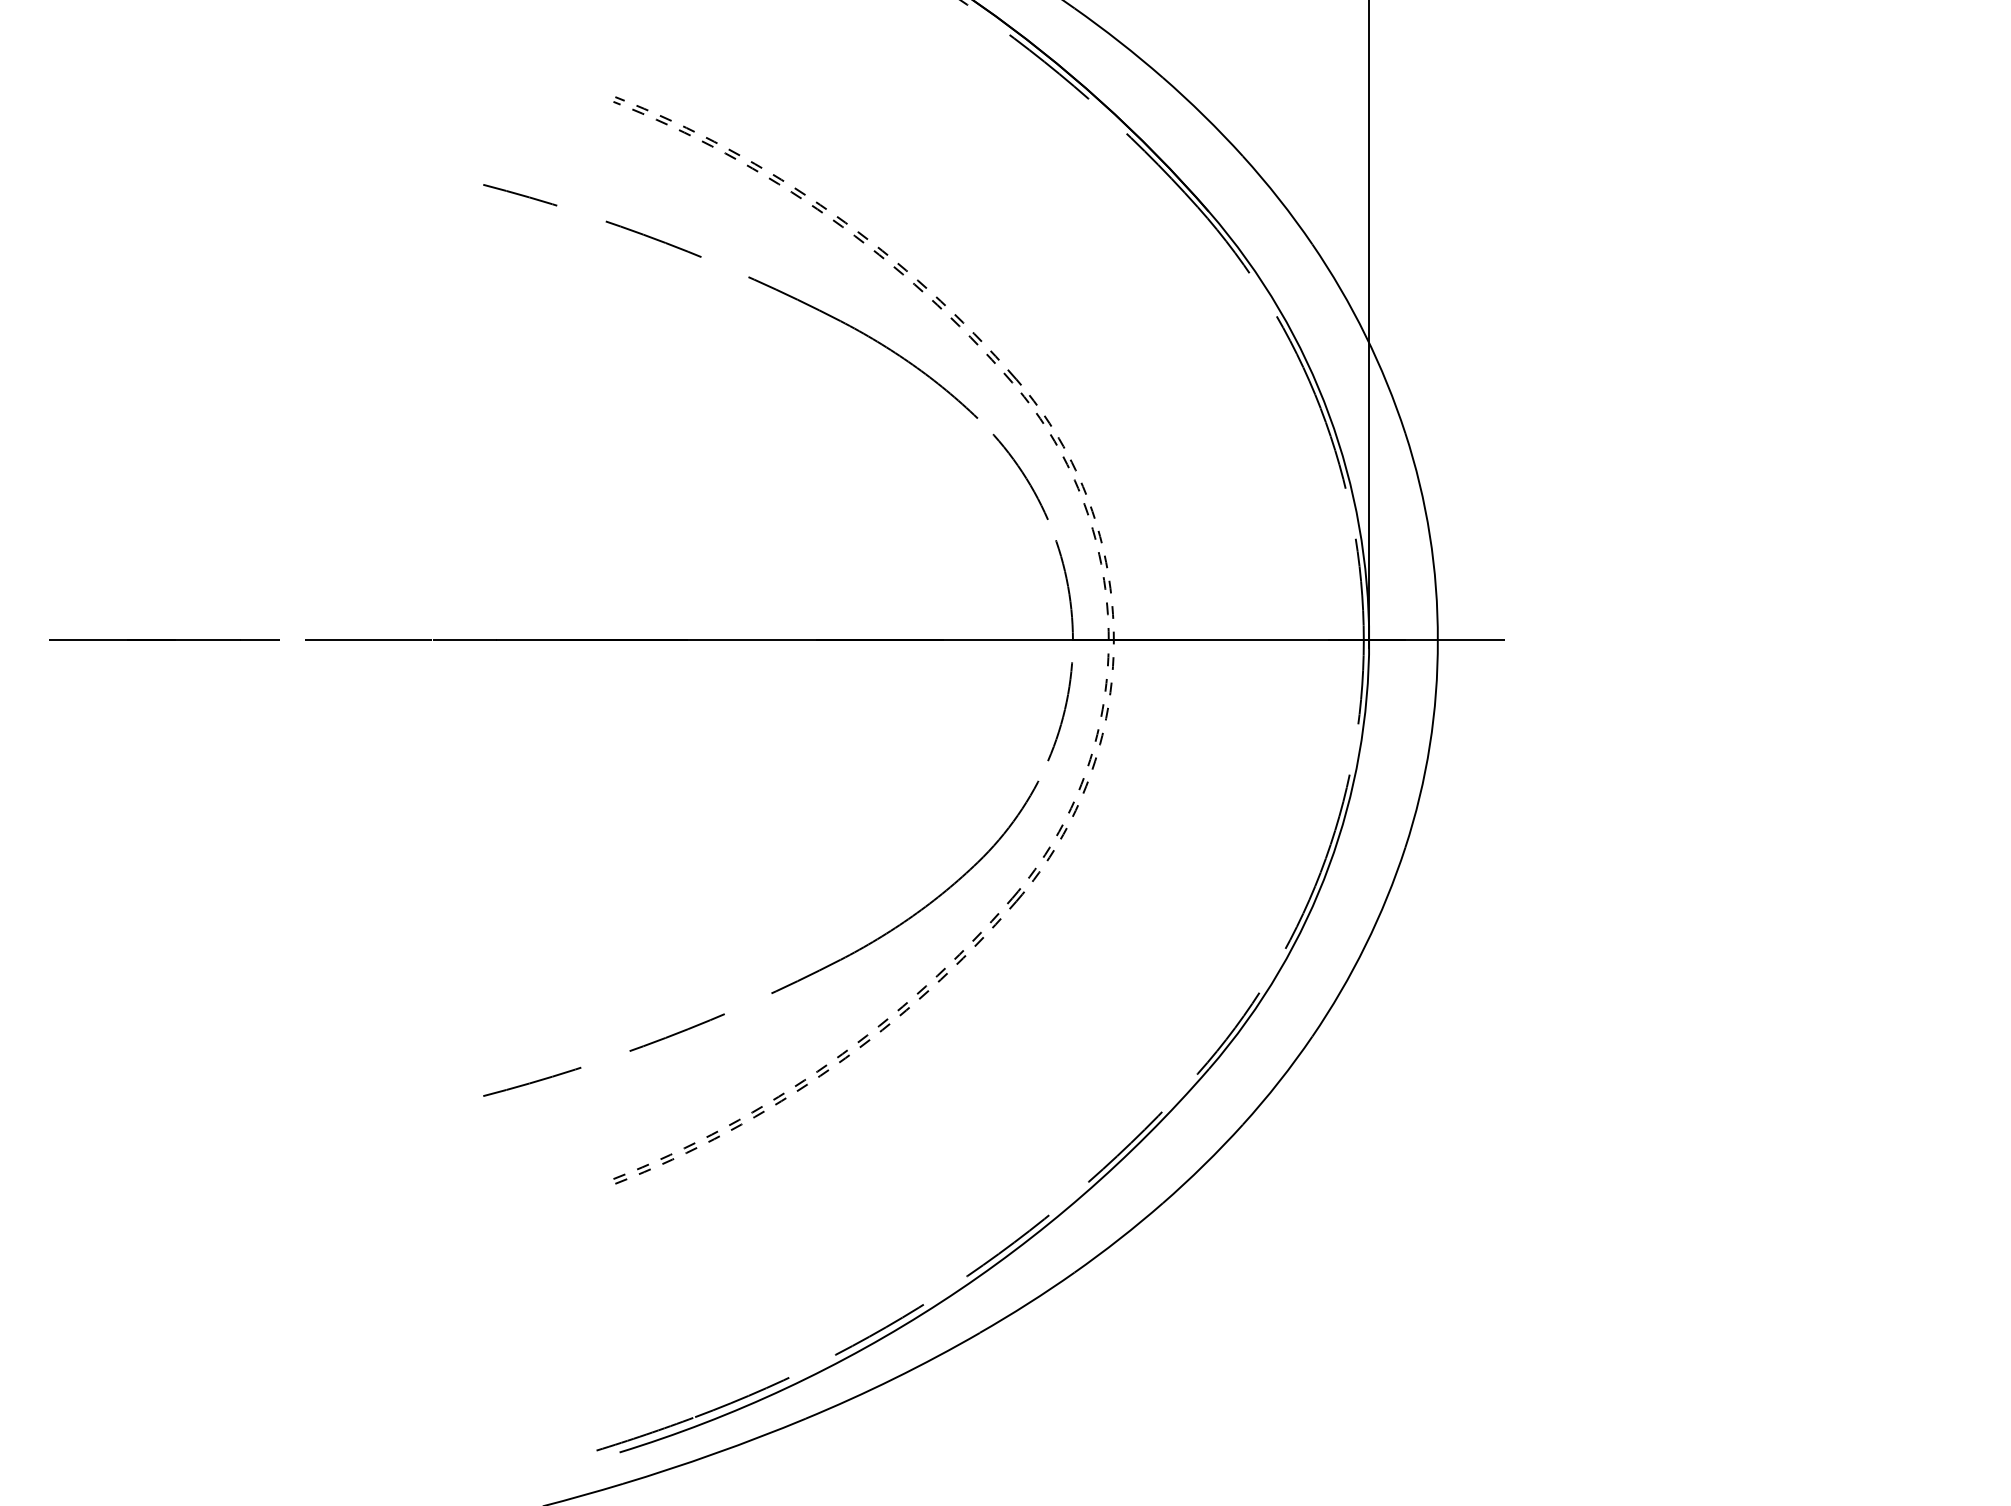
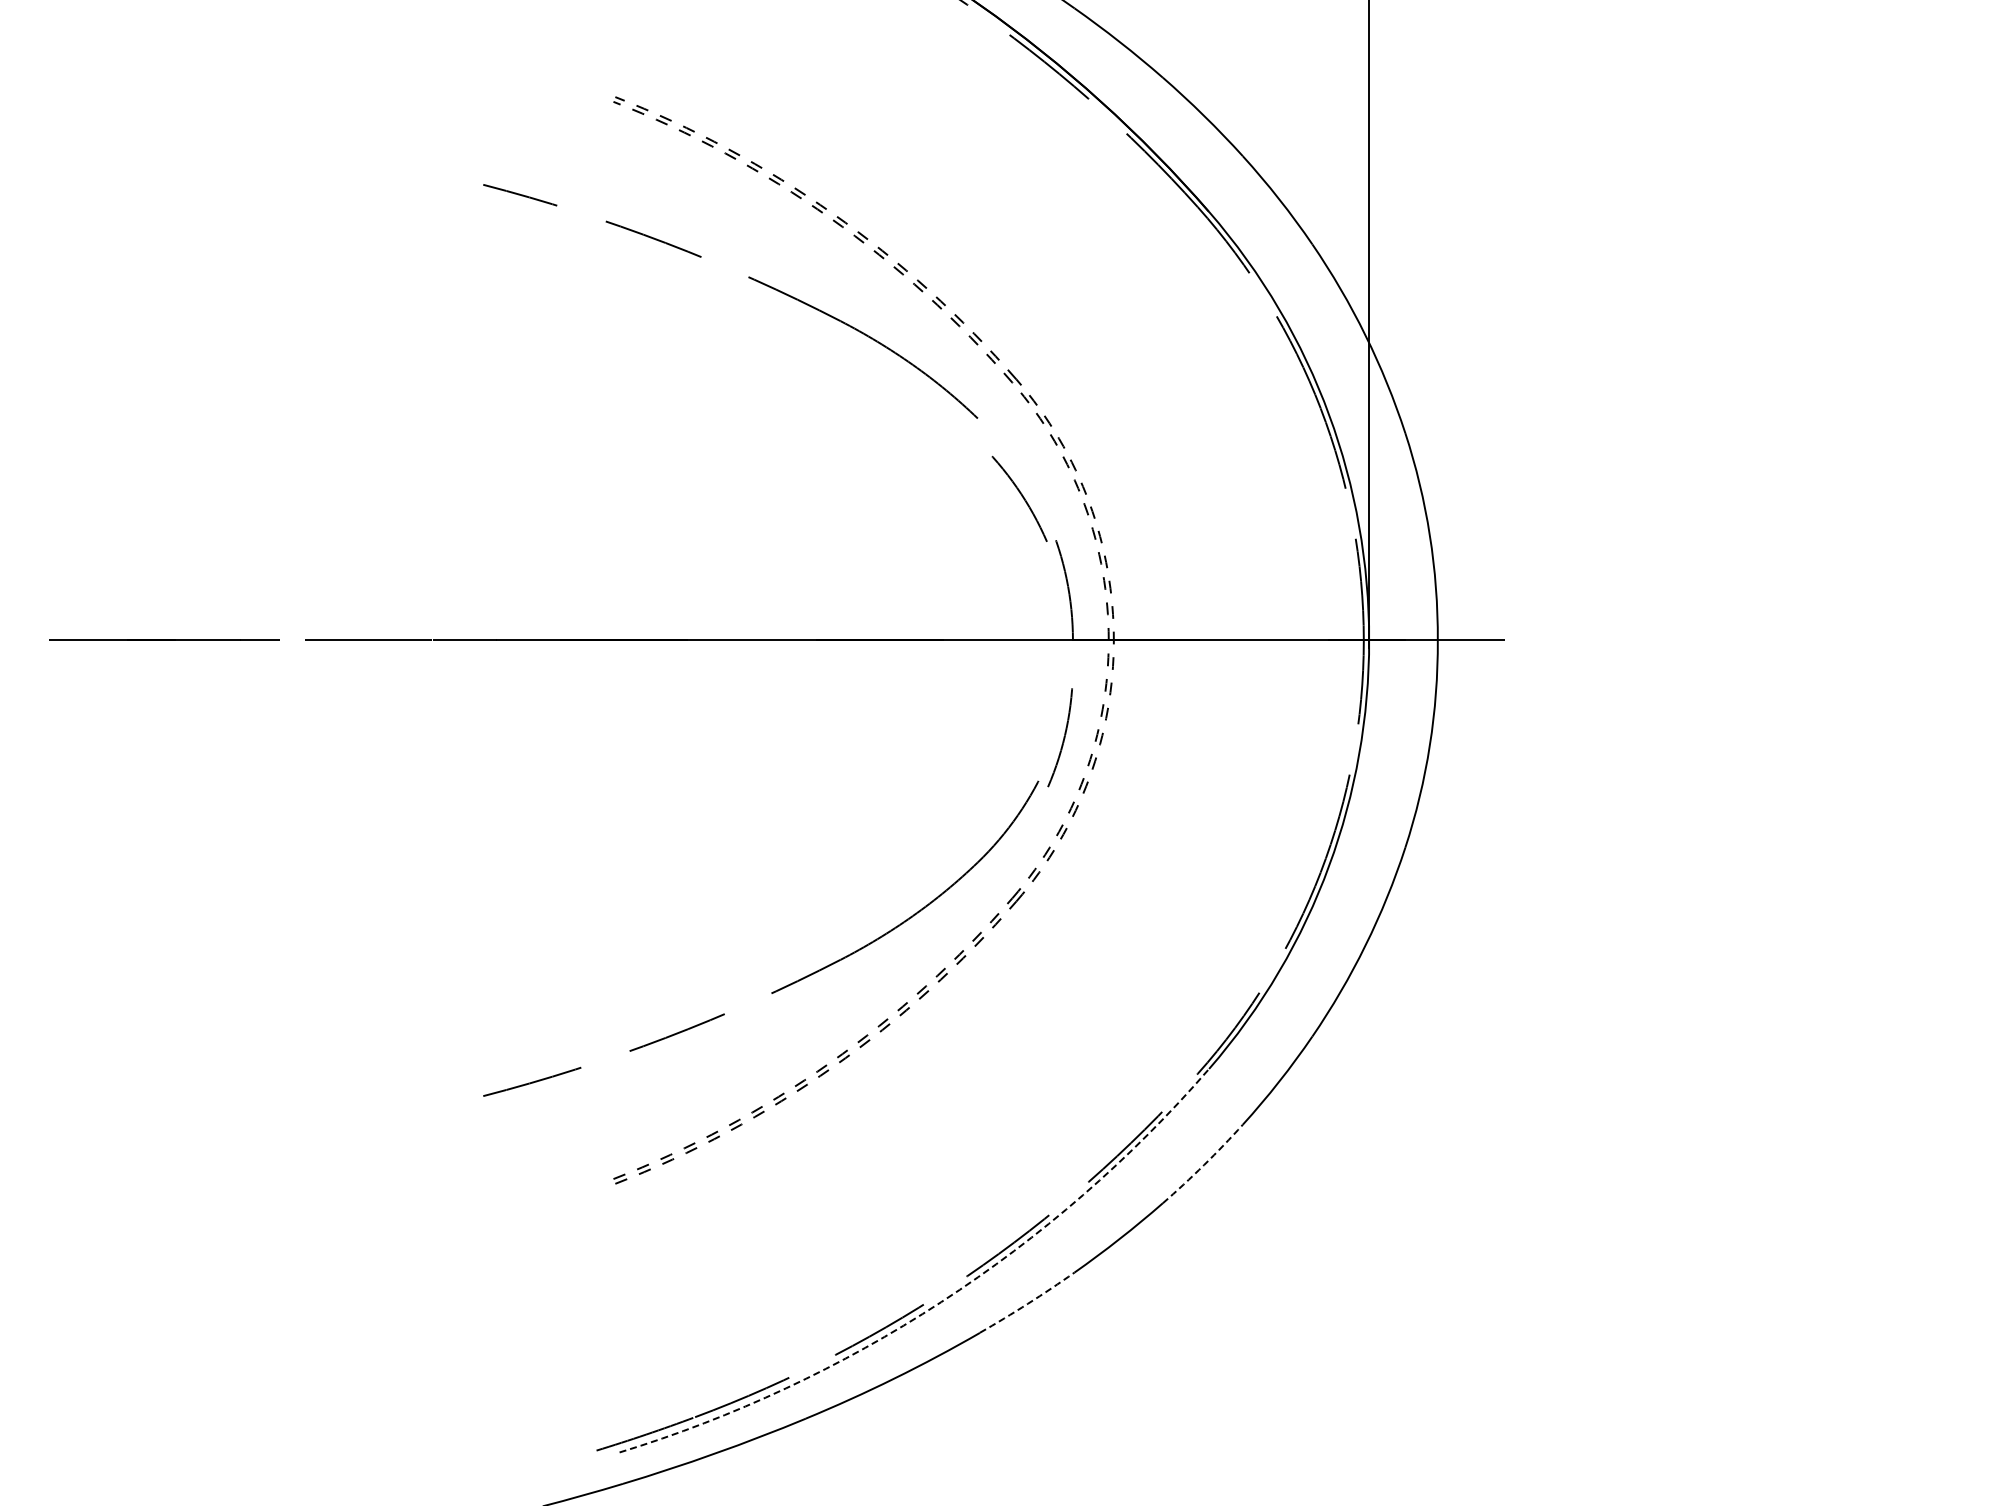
arc position: (1022, 474) -> (1021, 496) (1021, 496)
arc position: (1063, 711) -> (1063, 737) (1063, 737)
arc: solid -> dashed (1204, 1165)
arc: solid -> dashed (941, 1302)
arc: solid -> dashed (1027, 1303)
